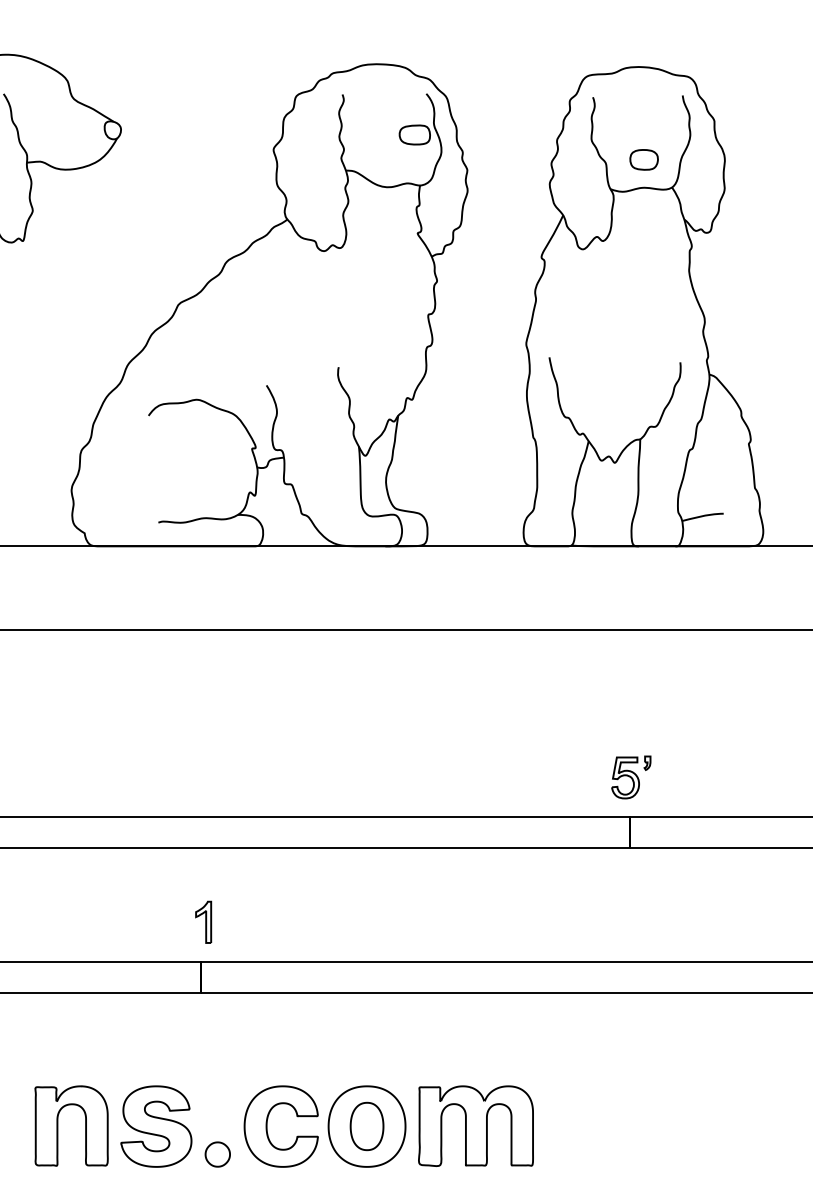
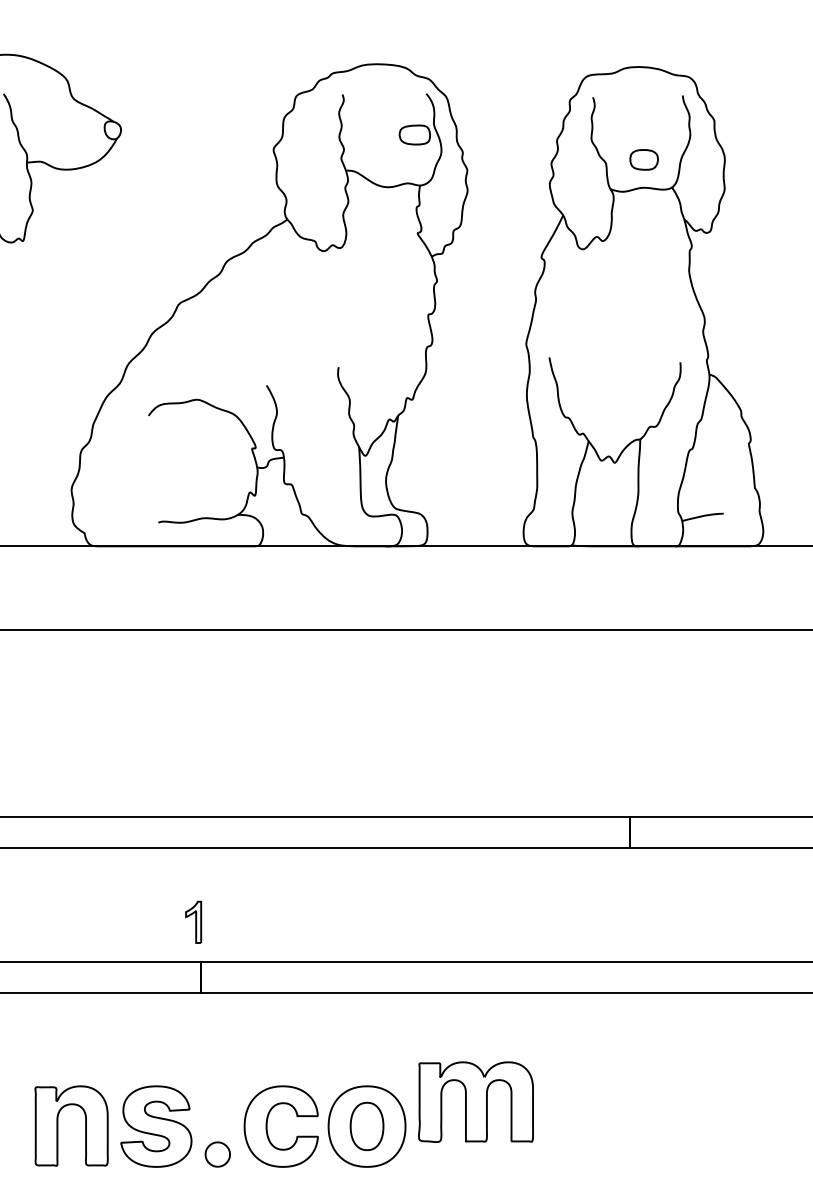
part: present -> none (631, 777)
part position: (203, 921) -> (193, 921) (193, 921)
part position: (475, 1125) -> (475, 1101) (475, 1101)
